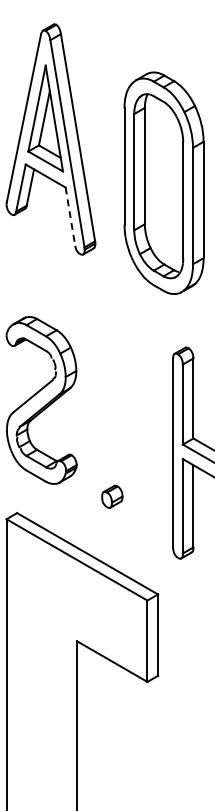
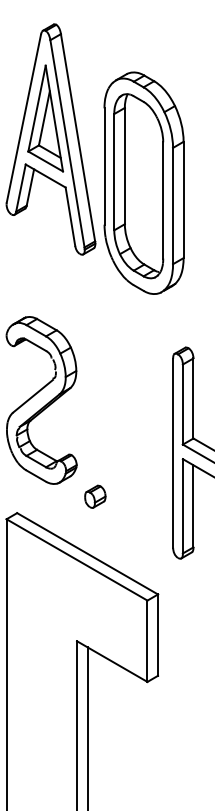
part position: (163, 182) -> (143, 182) (143, 182)
line: dashed -> solid (70, 216)
part position: (112, 496) -> (95, 496) (95, 496)
line: none -> present (87, 727)
